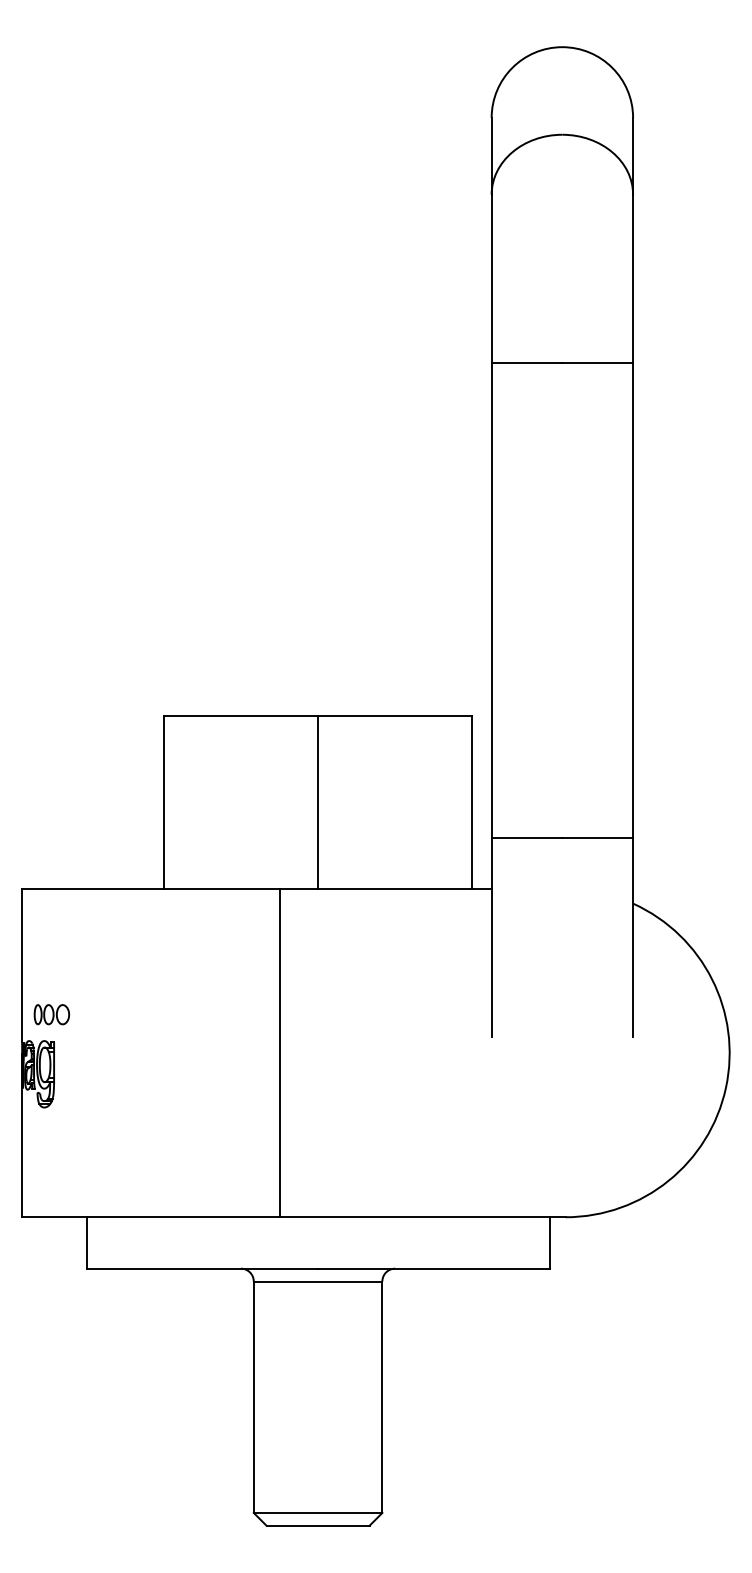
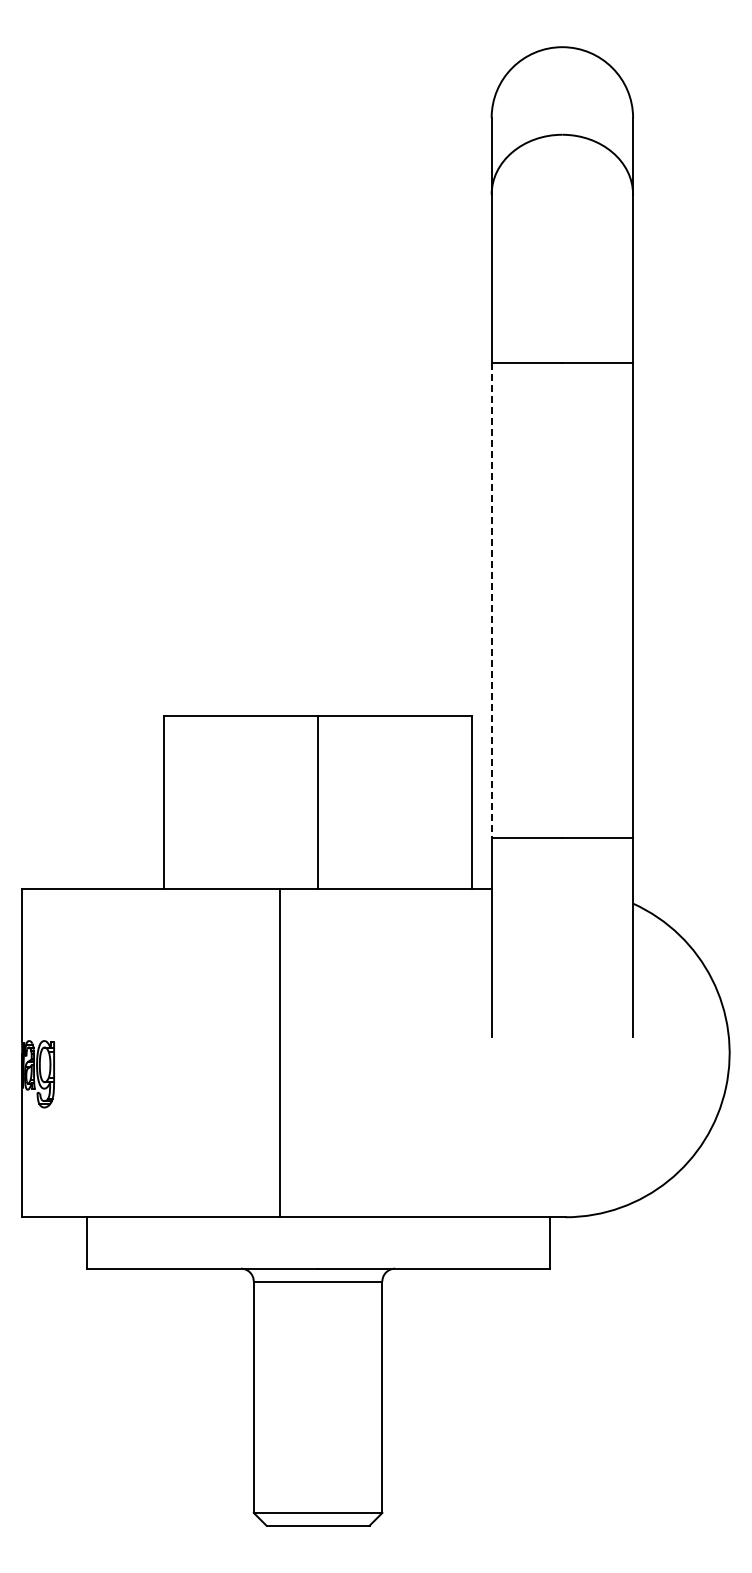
line: solid -> dashed (491, 601)
part: present -> none (51, 1014)
